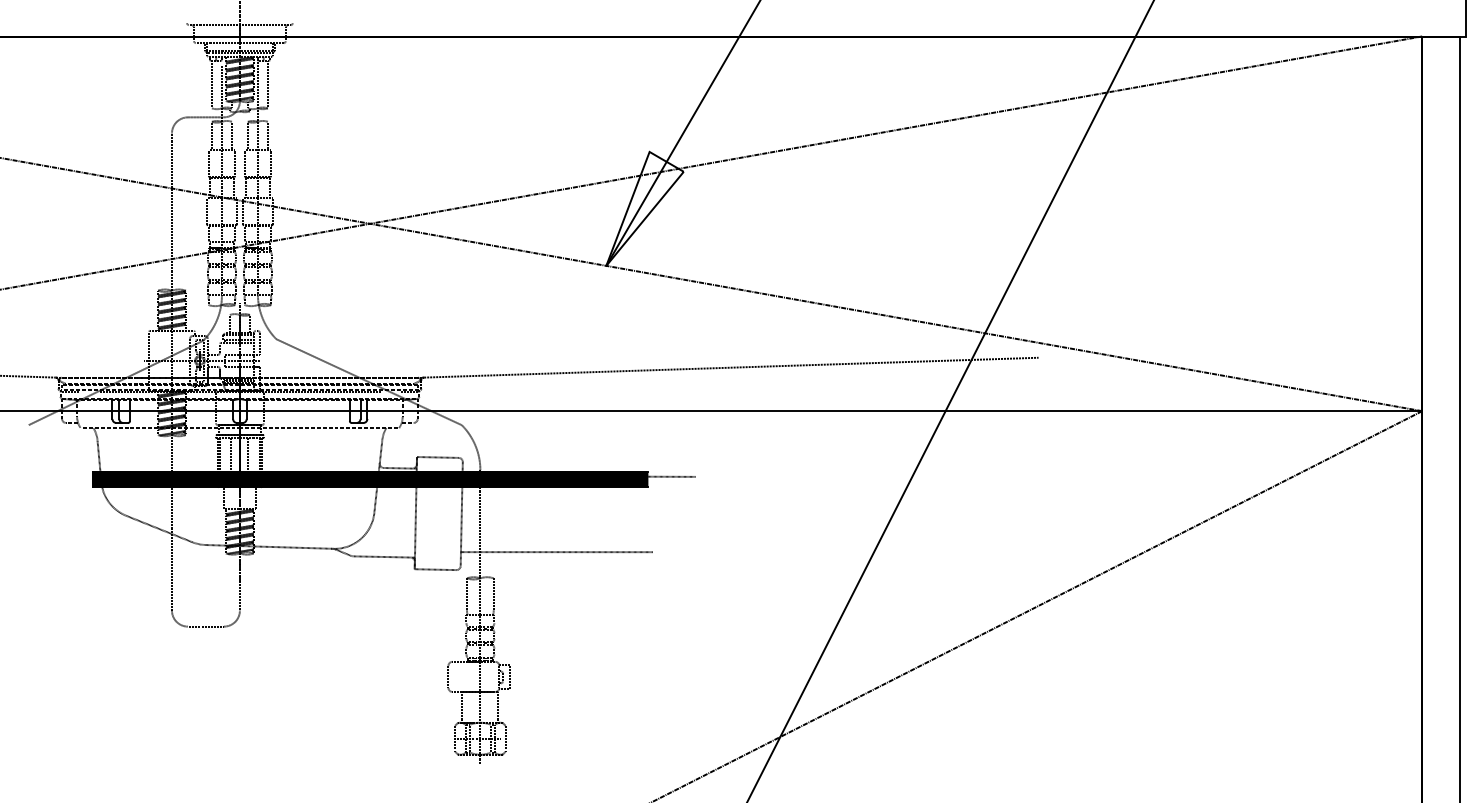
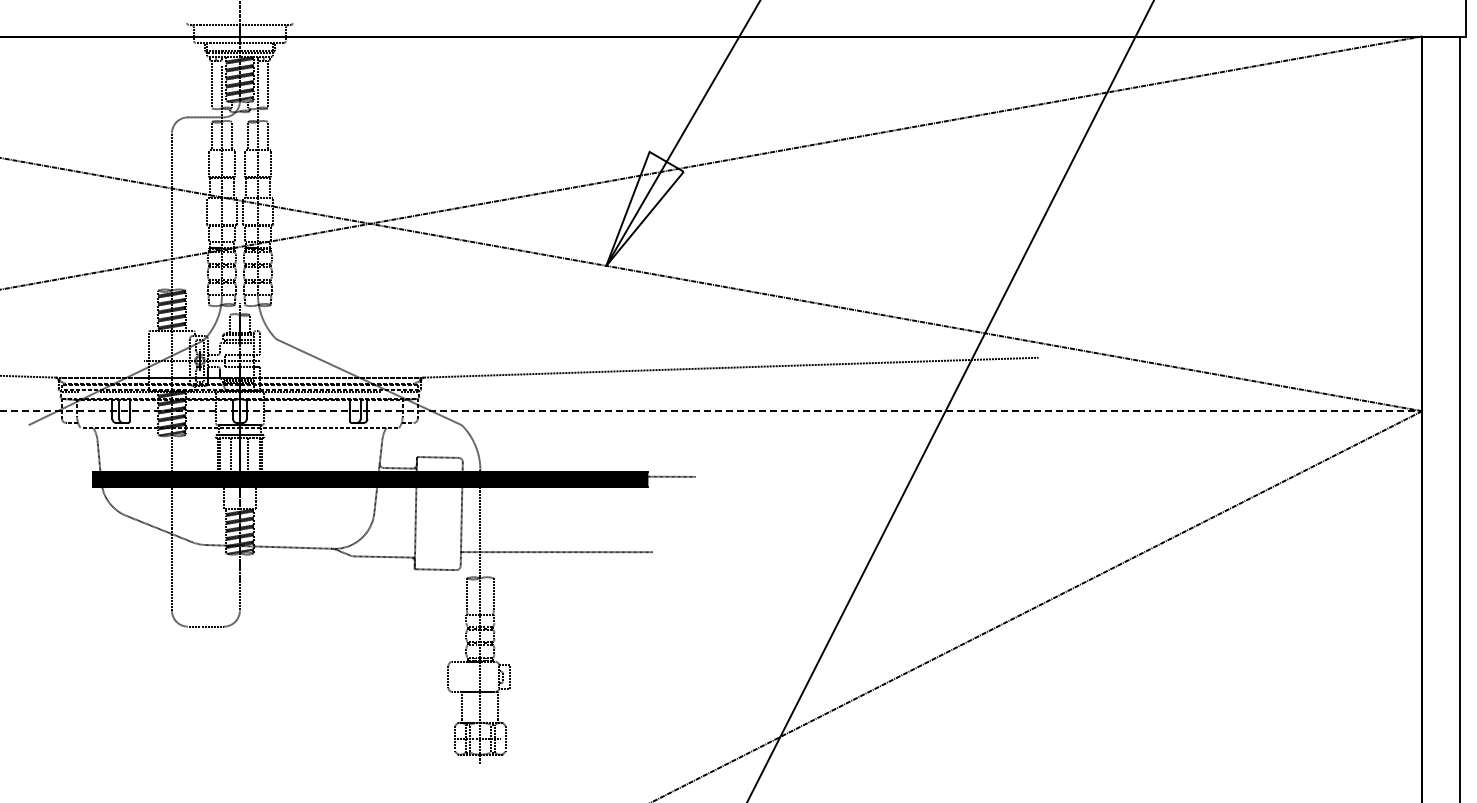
line: solid -> dashed (711, 411)
